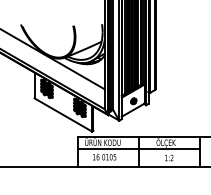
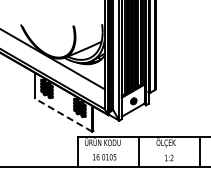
line: solid -> dashed (62, 114)
line: present -> none (138, 149)
